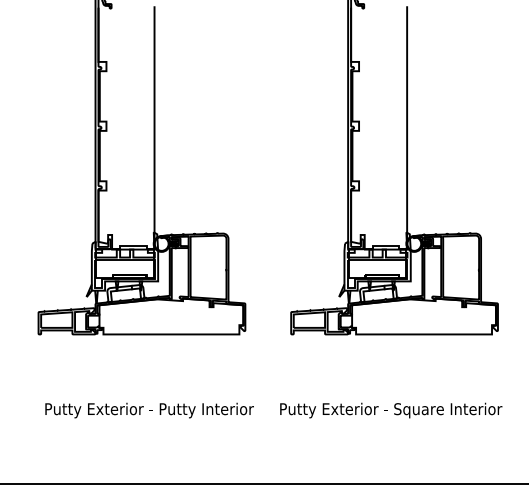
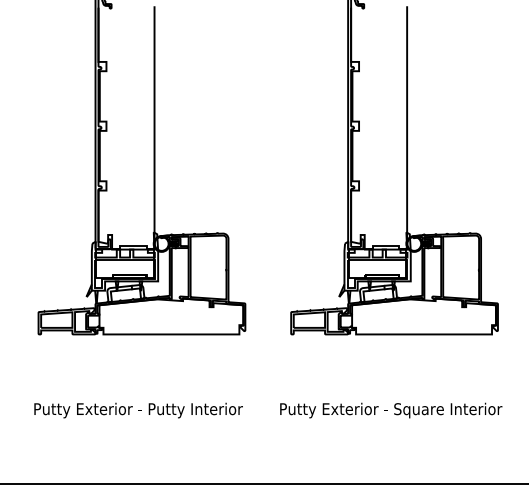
text position: (149, 410) -> (138, 410) (138, 410)
